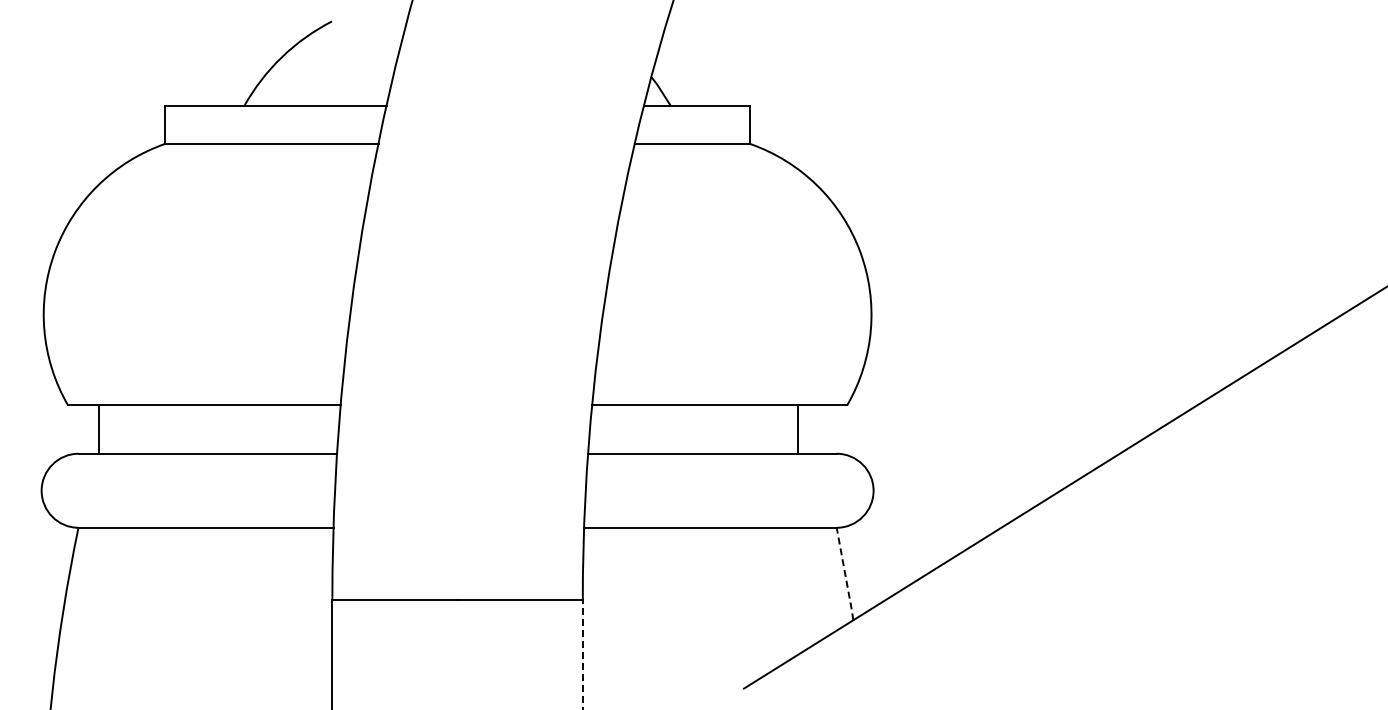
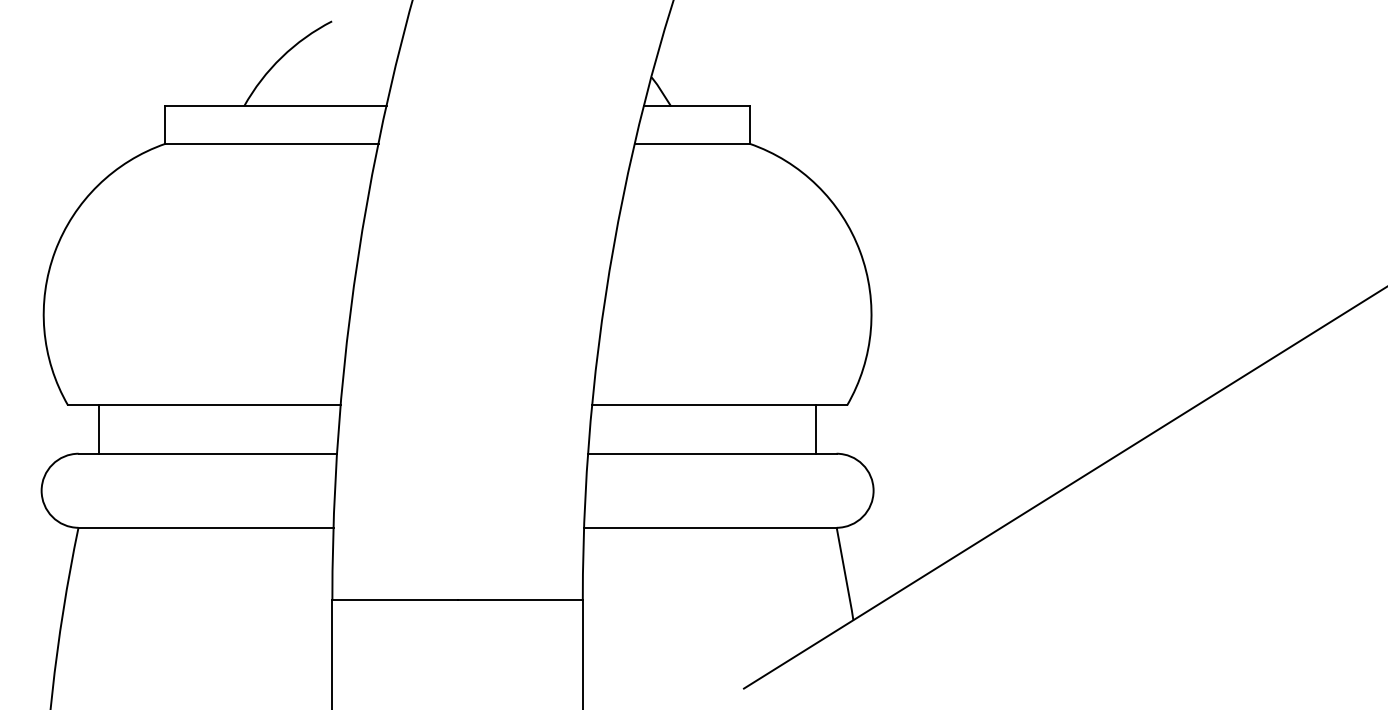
line position: (797, 429) -> (815, 429) (815, 429)
line: dashed -> solid (845, 574)
line: dashed -> solid (582, 654)
